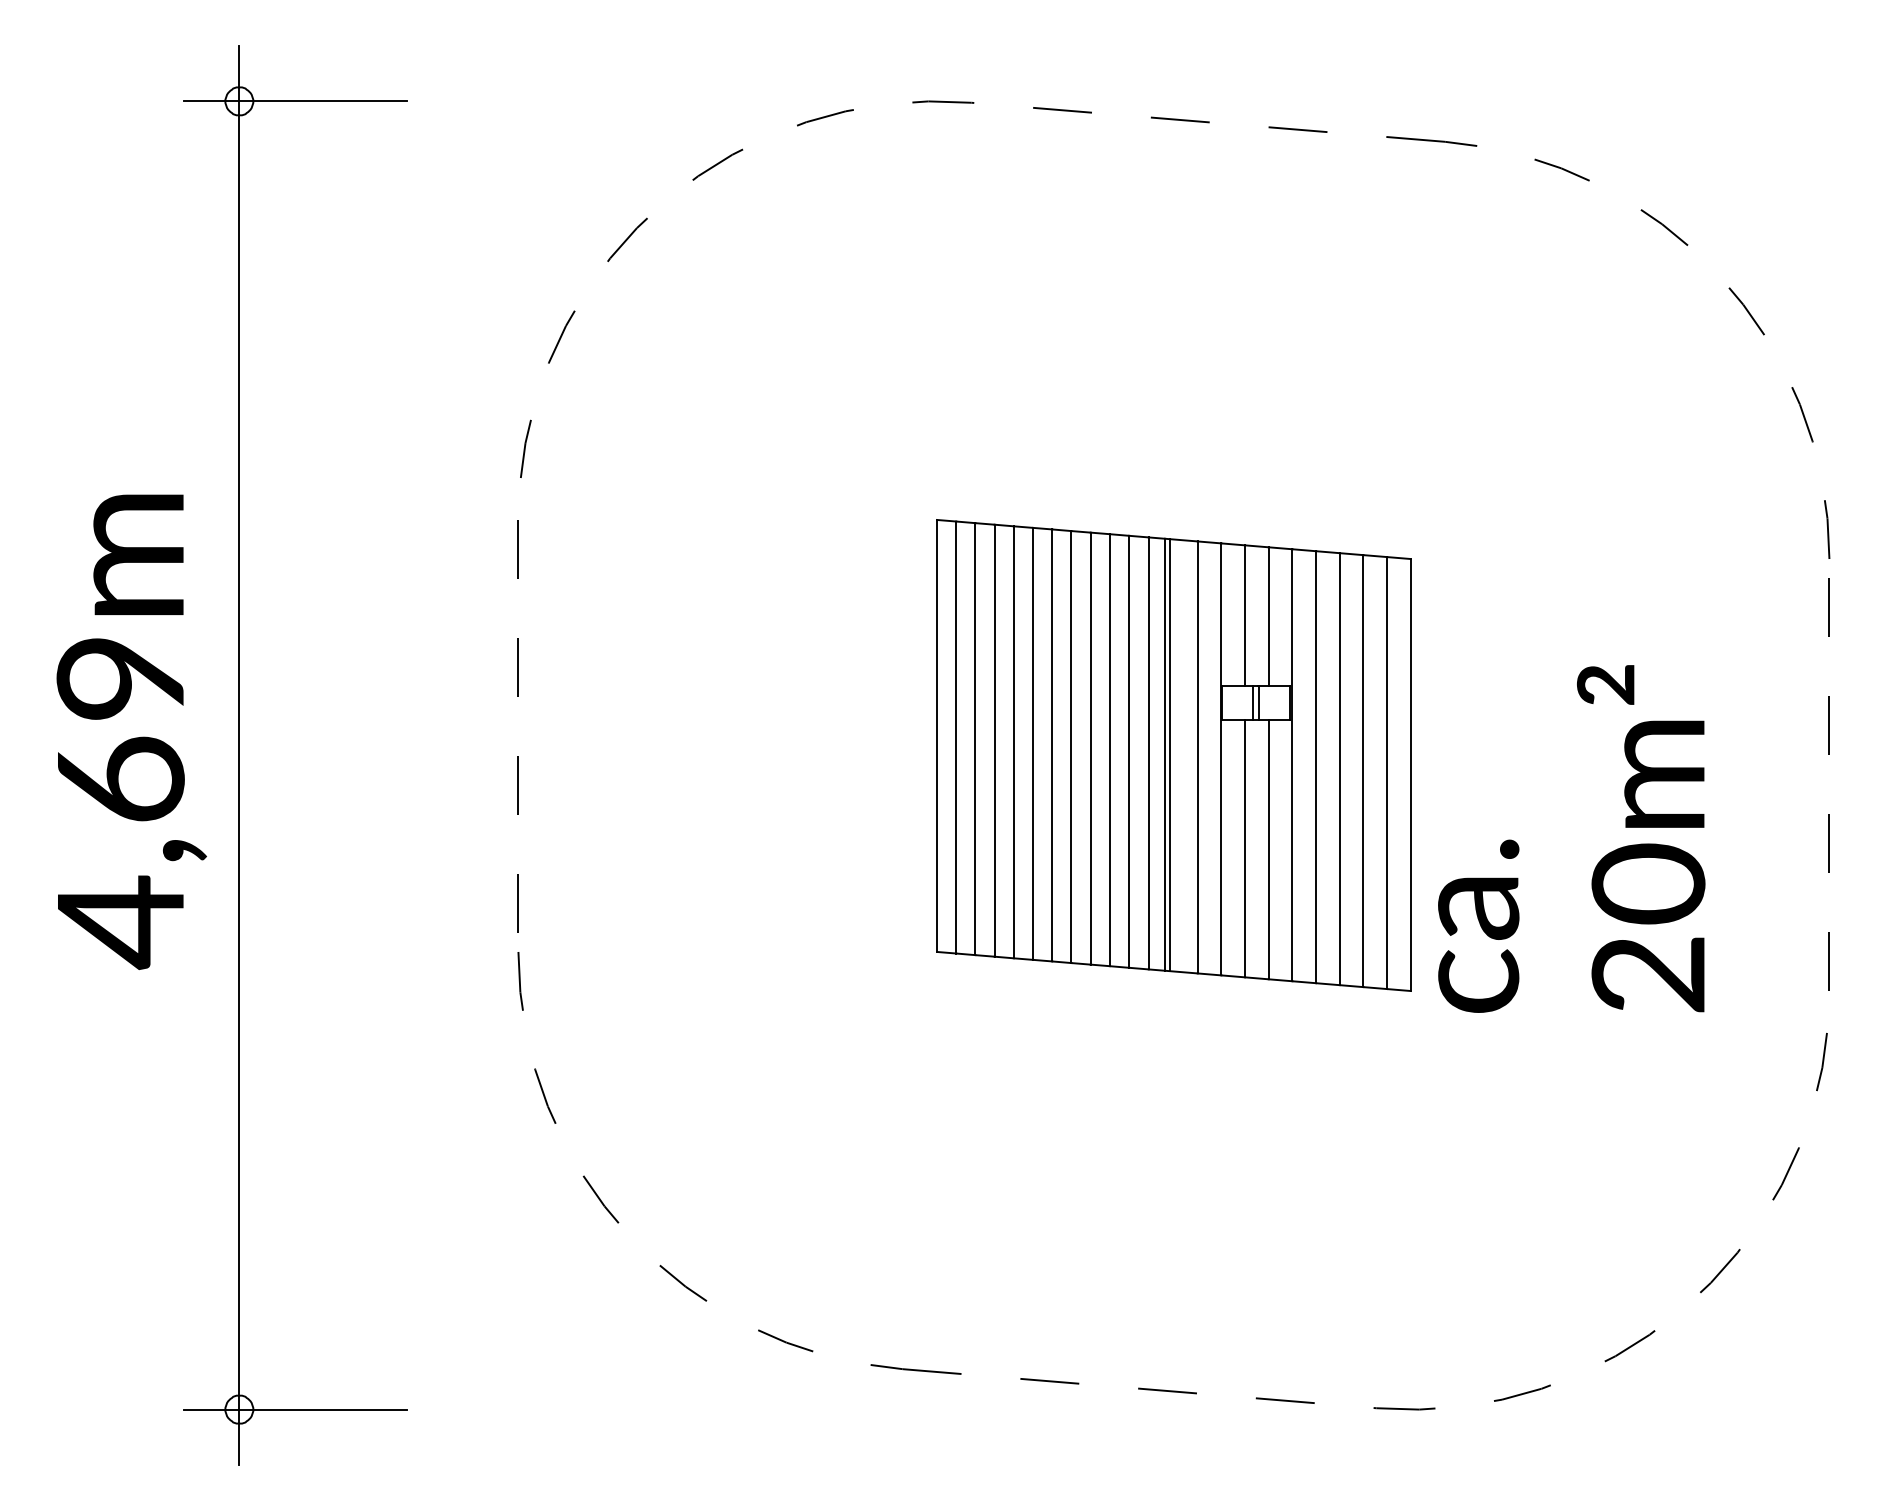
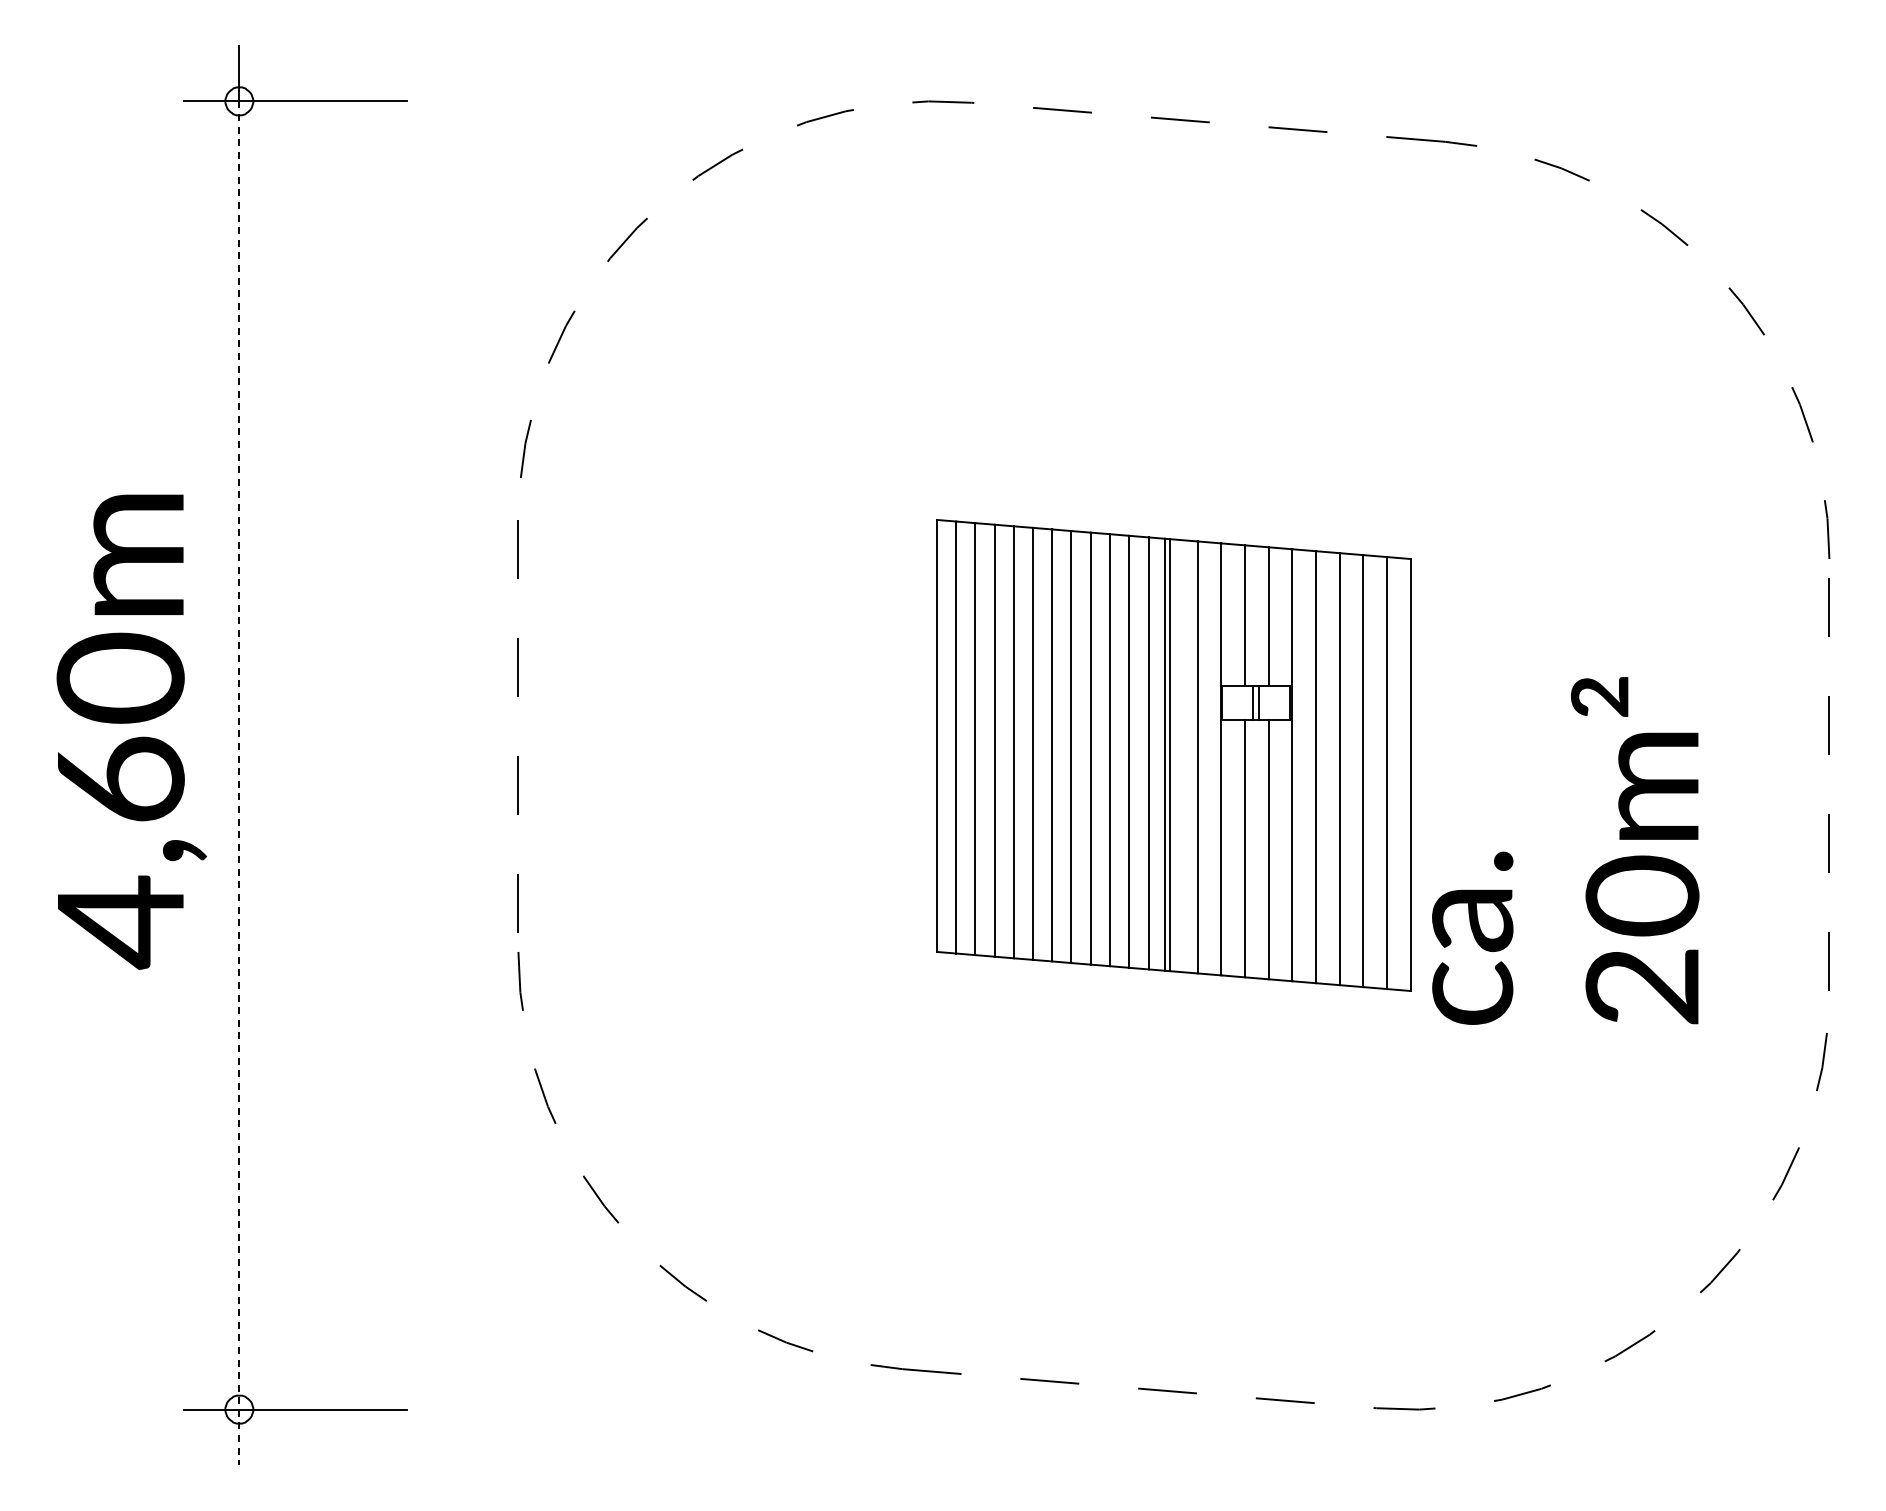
text: 4,69m -> 4,60m (121, 677)
line: solid -> dashed (239, 783)
text position: (1571, 838) -> (1565, 850) (1565, 850)
